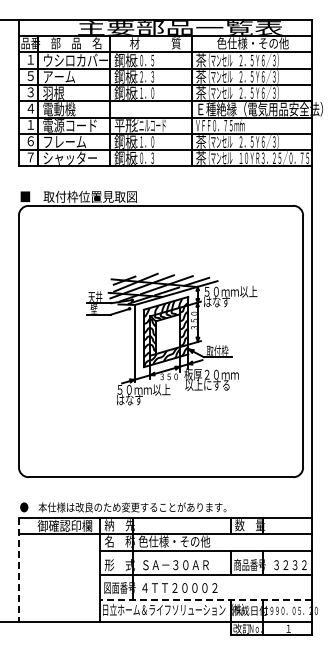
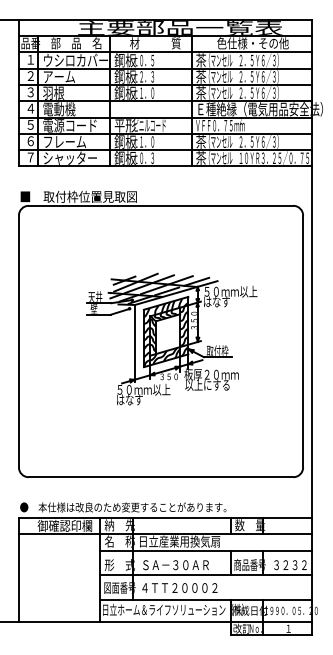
text: ５ -> ２ (30, 76)
text: １ -> ５ (30, 124)
text: 色仕様・その他 -> 日立産業用換気扇 (179, 541)
line: dashed -> solid (18, 570)
line: dashed -> solid (206, 599)
